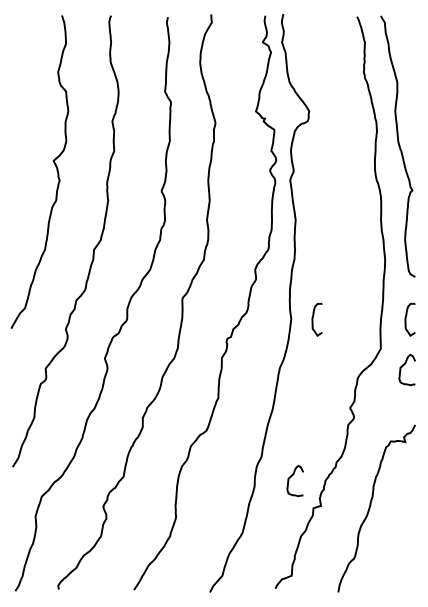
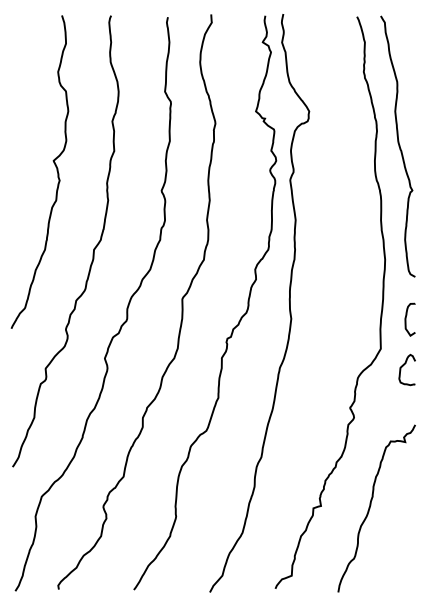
curve: present -> none (313, 319)
curve: present -> none (291, 477)
